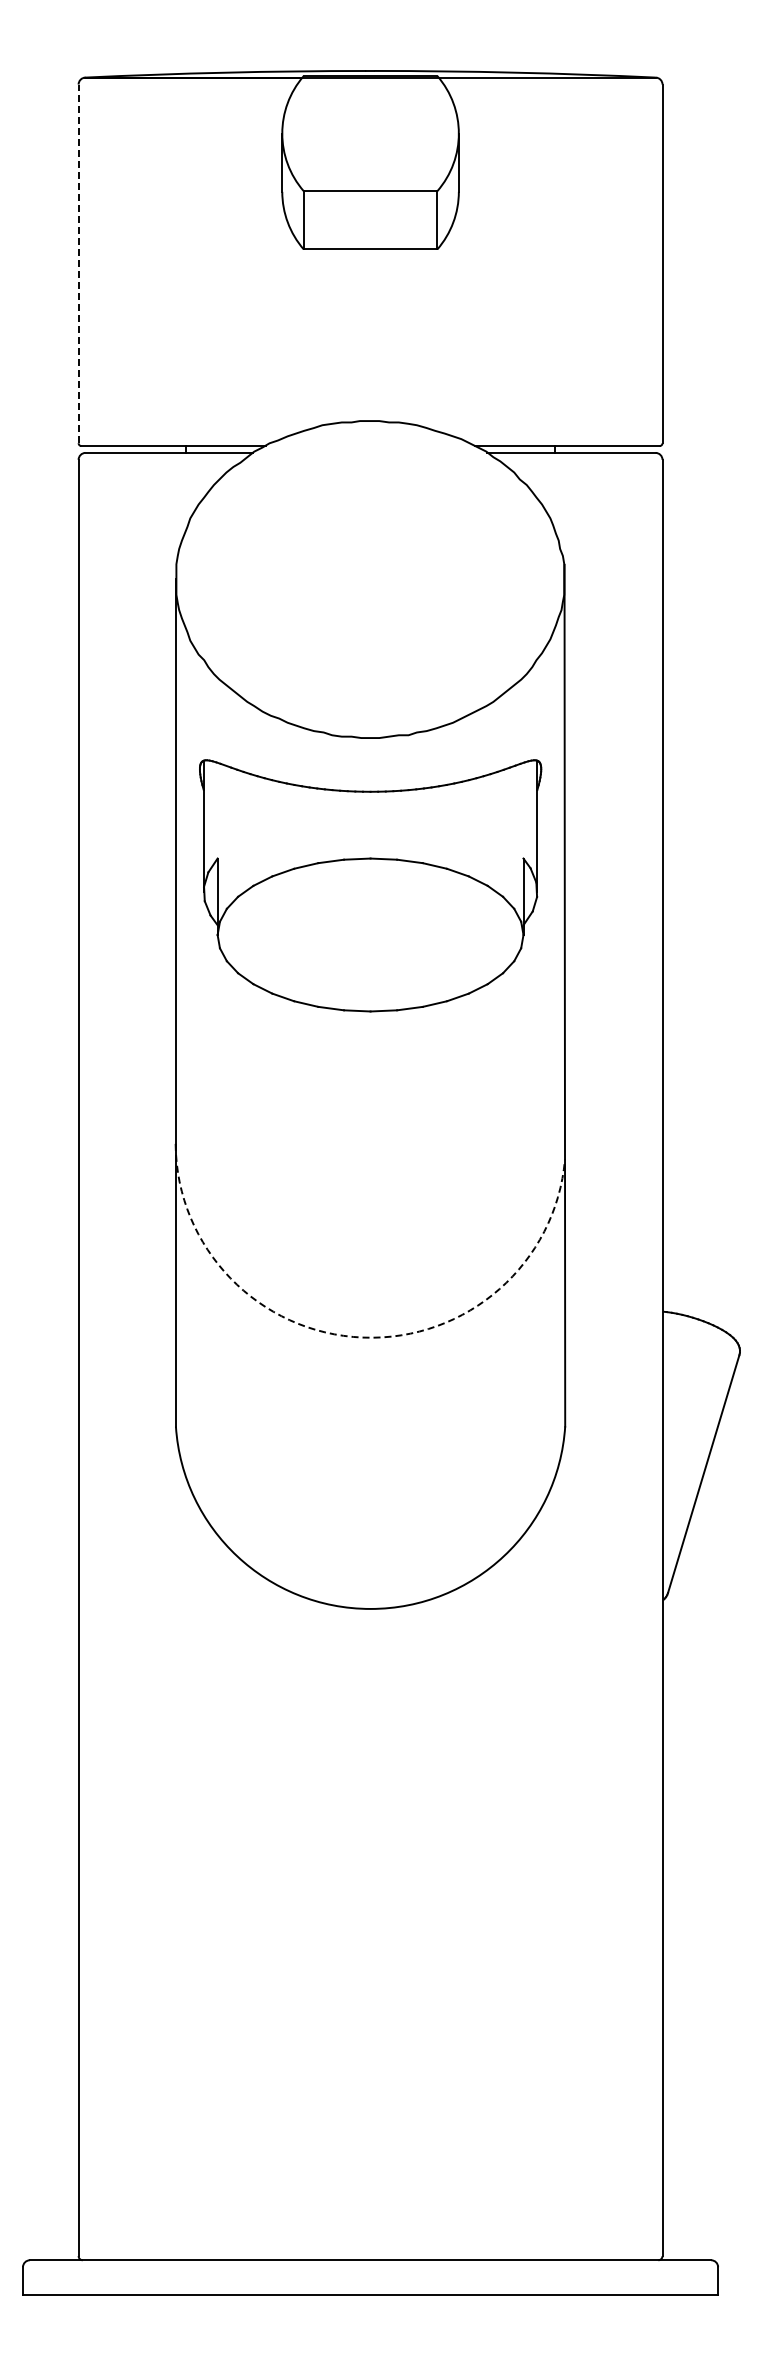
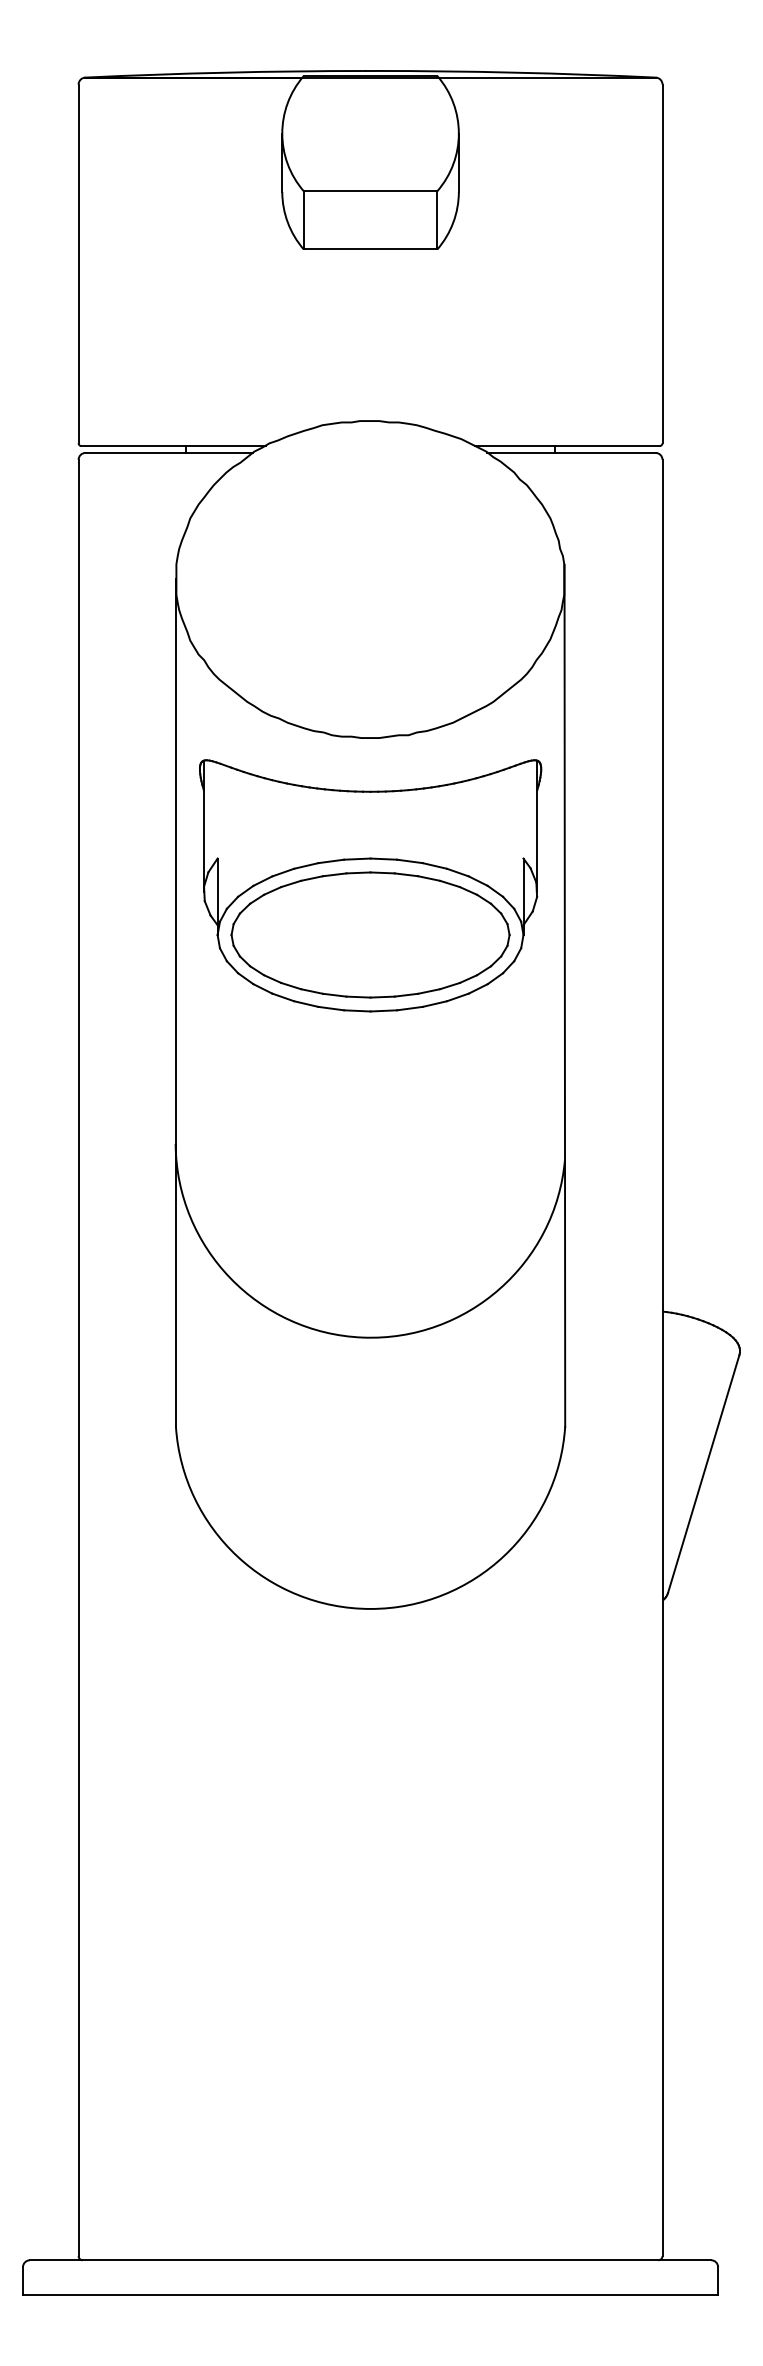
line: dashed -> solid (78, 263)
part: none -> present (370, 934)
arc: dashed -> solid (362, 1337)
